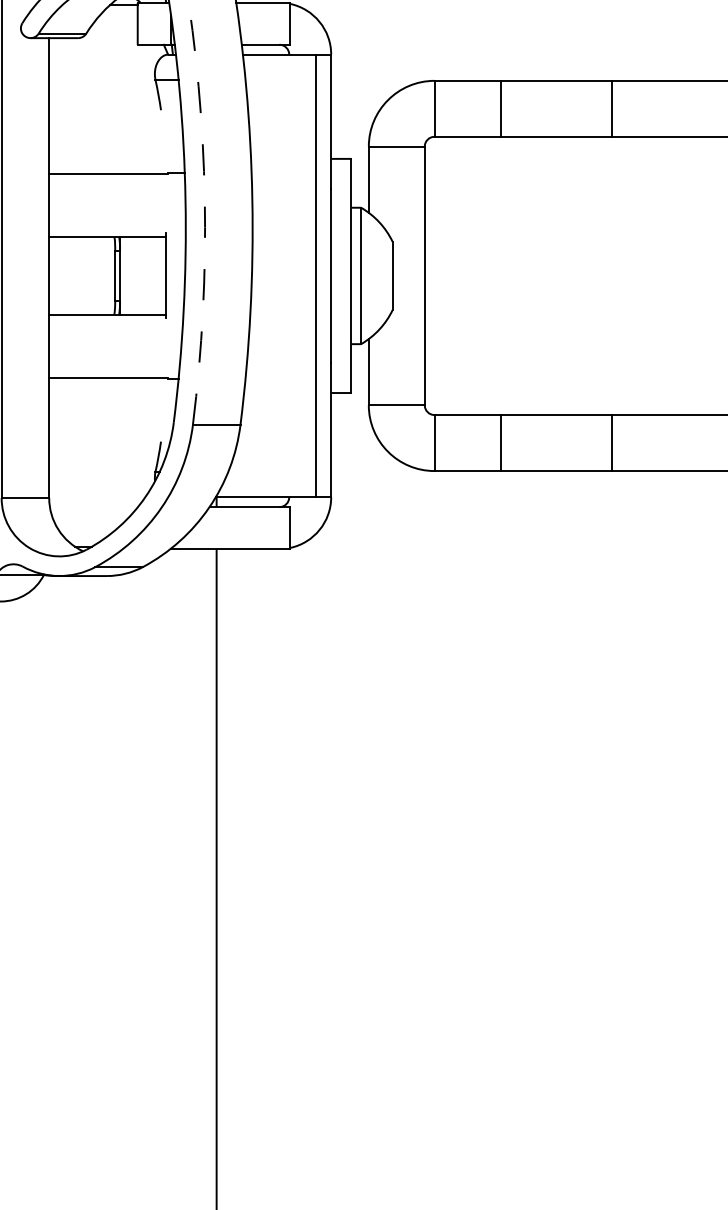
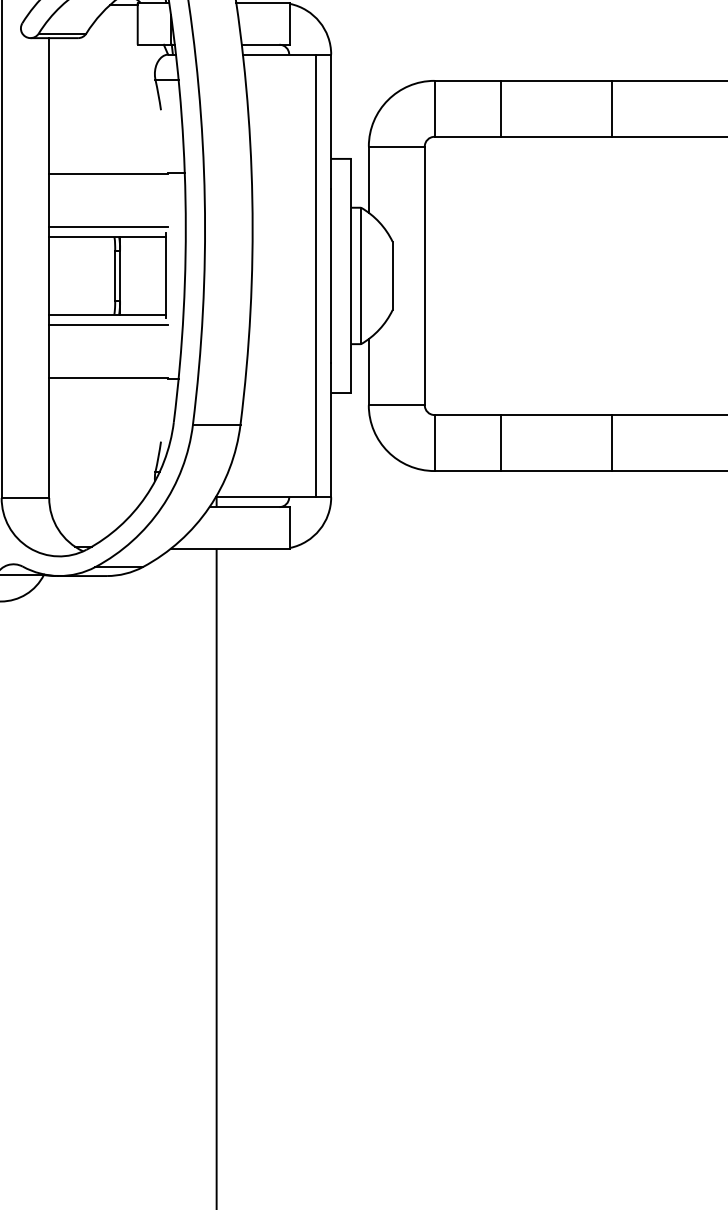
arc: dashed -> solid (204, 211)
line: none -> present (108, 227)
line: none -> present (108, 324)
